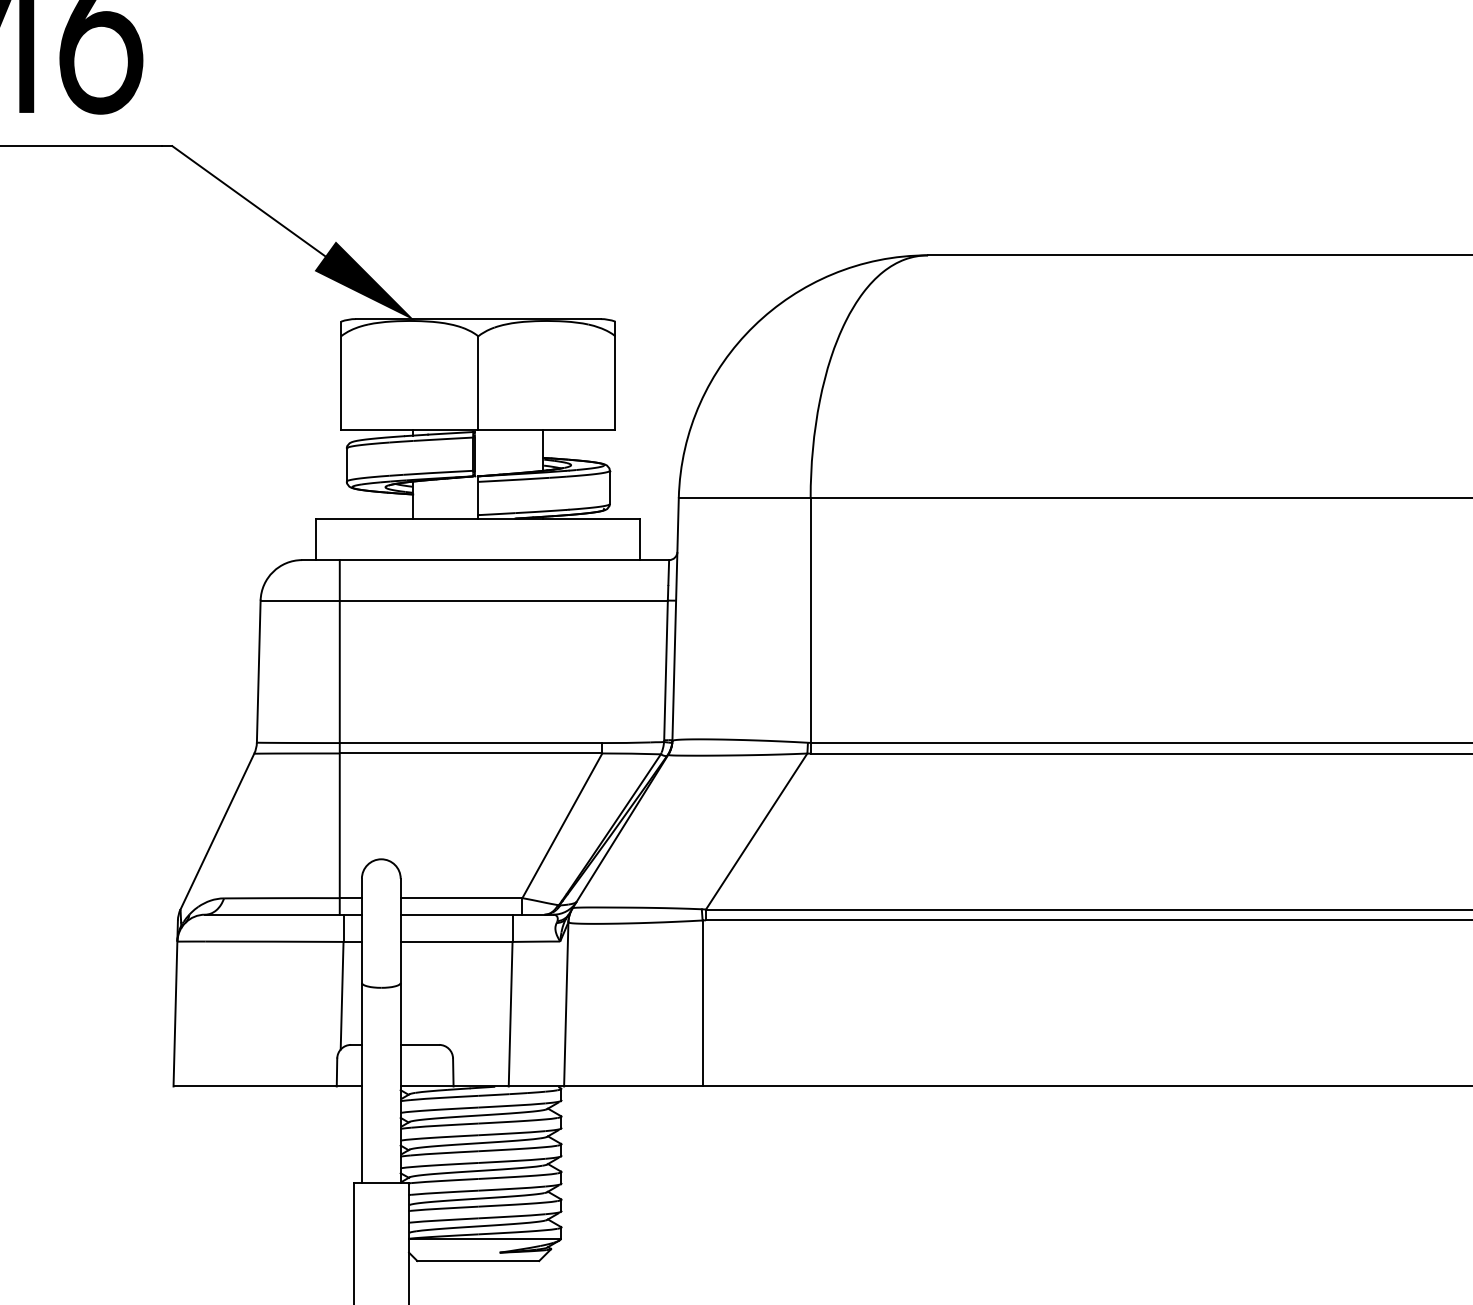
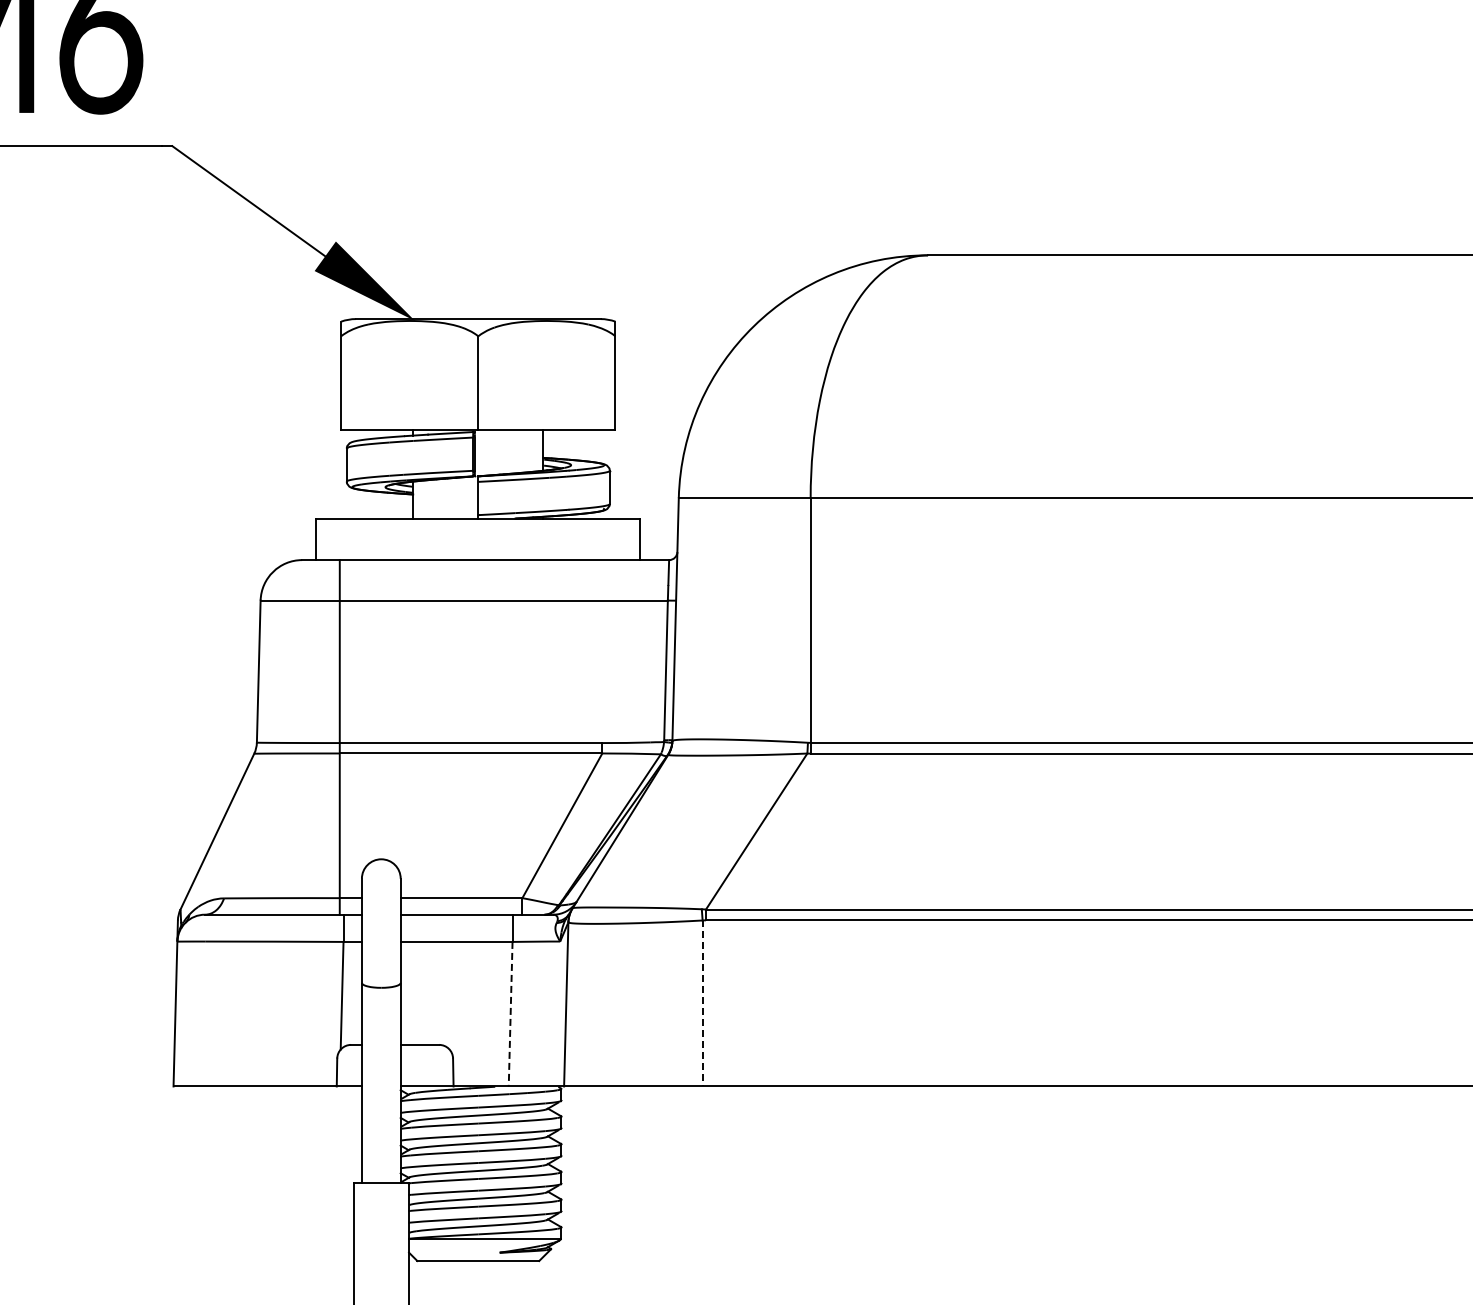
line: solid -> dashed (702, 1003)
line: solid -> dashed (510, 1014)
